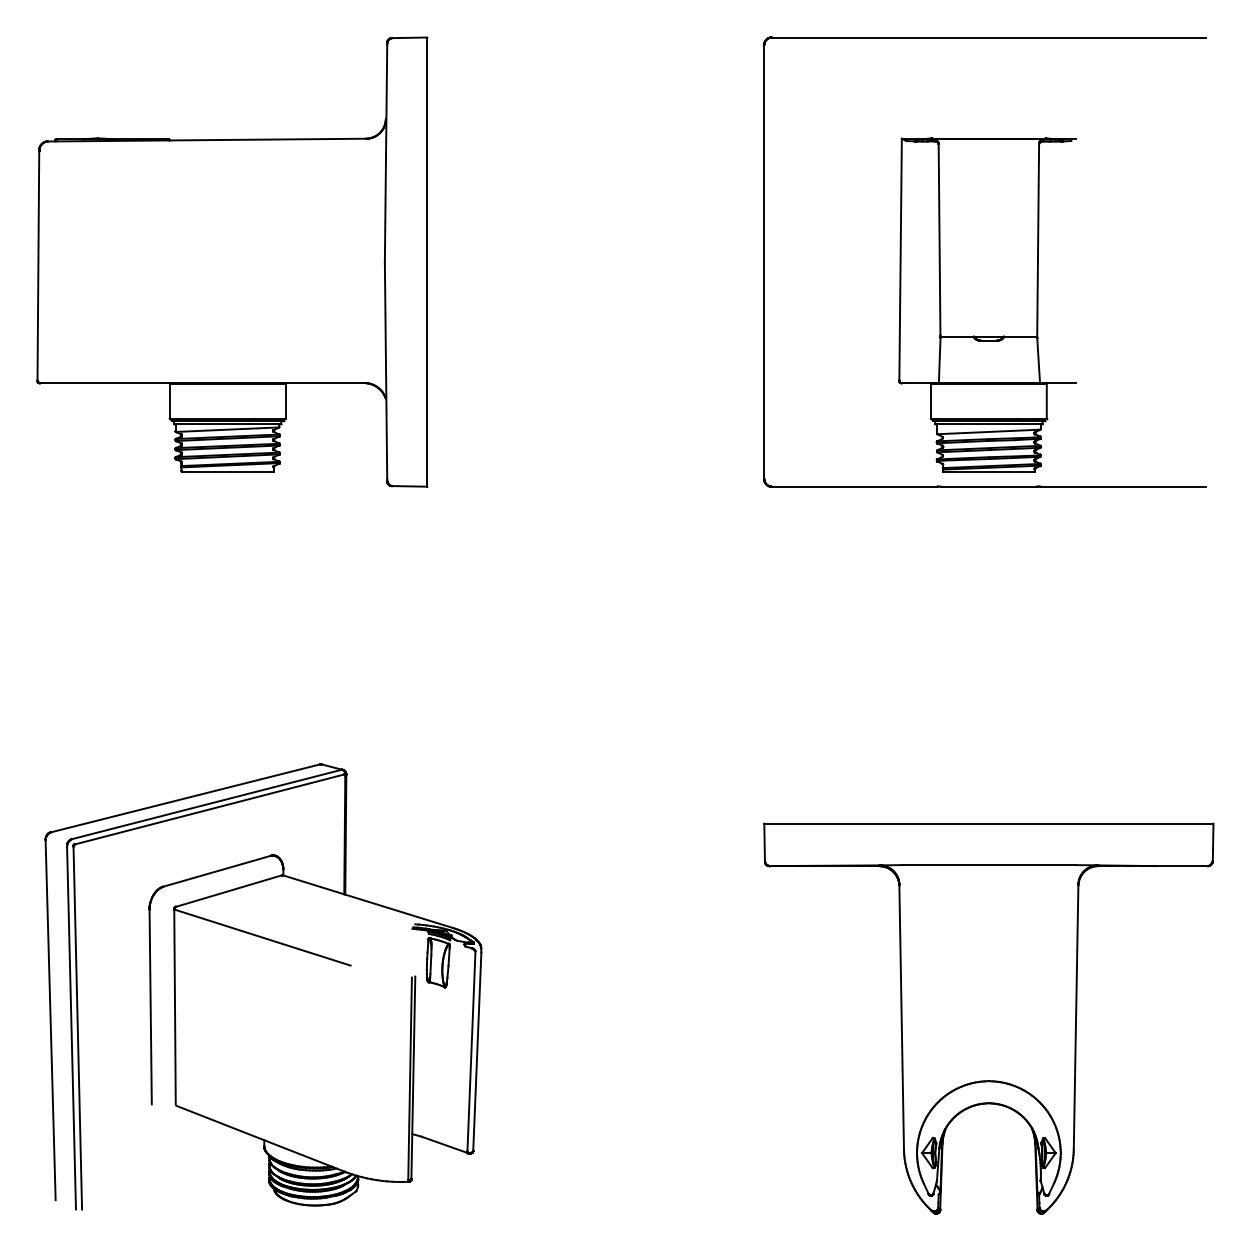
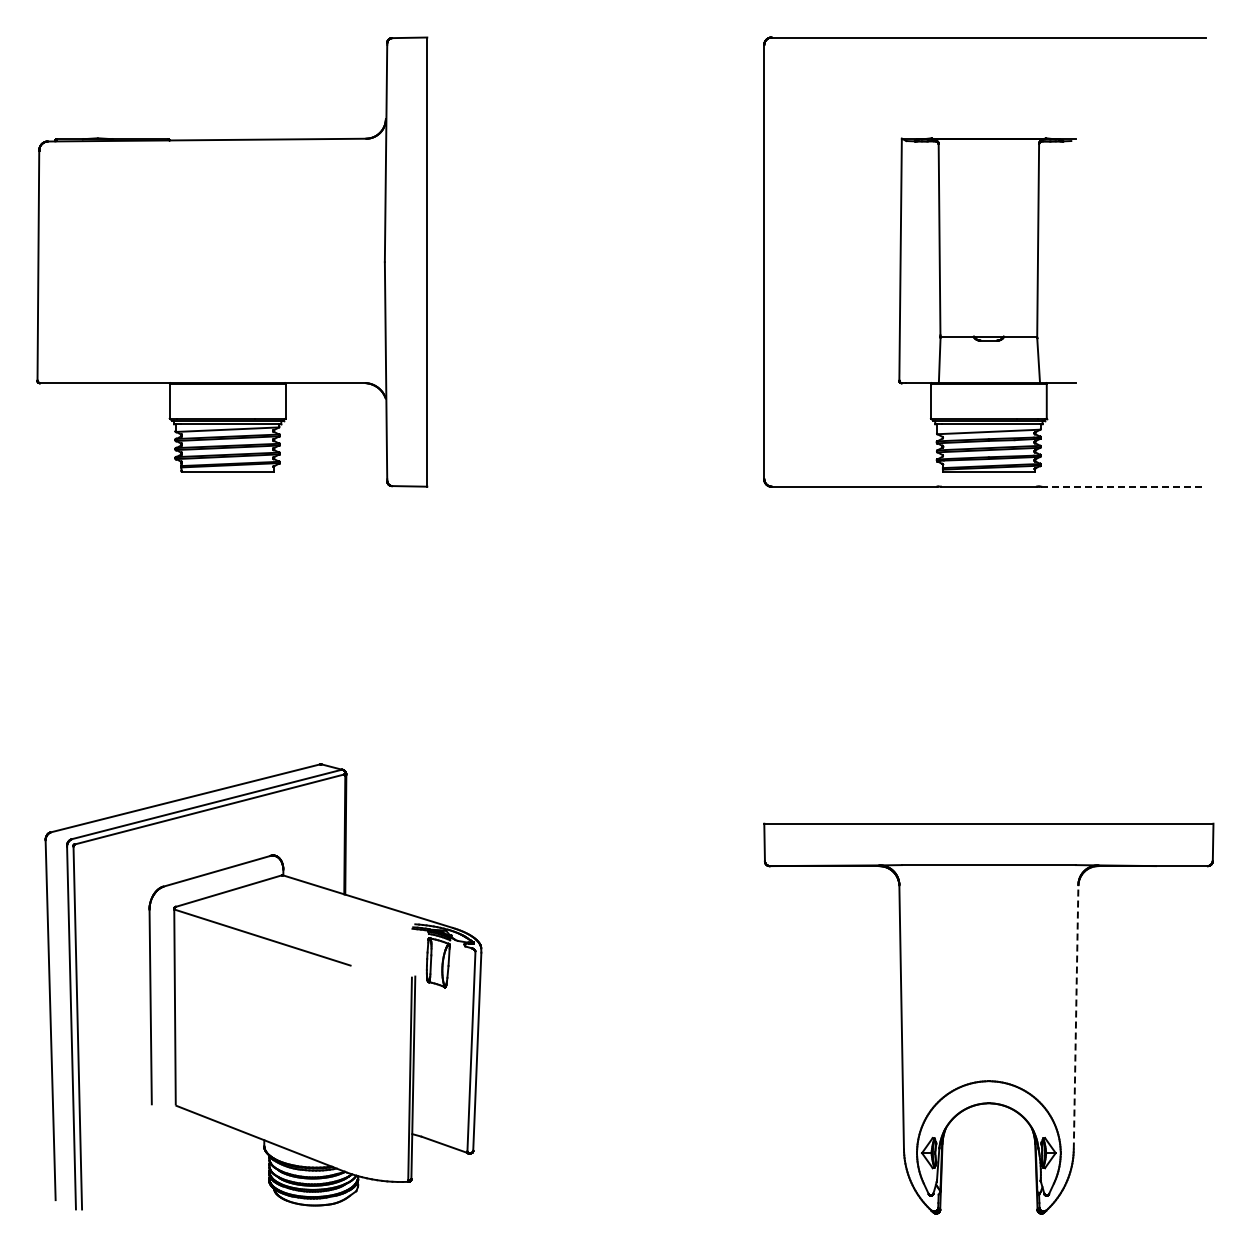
line: solid -> dashed (1124, 486)
line: solid -> dashed (1076, 1016)
